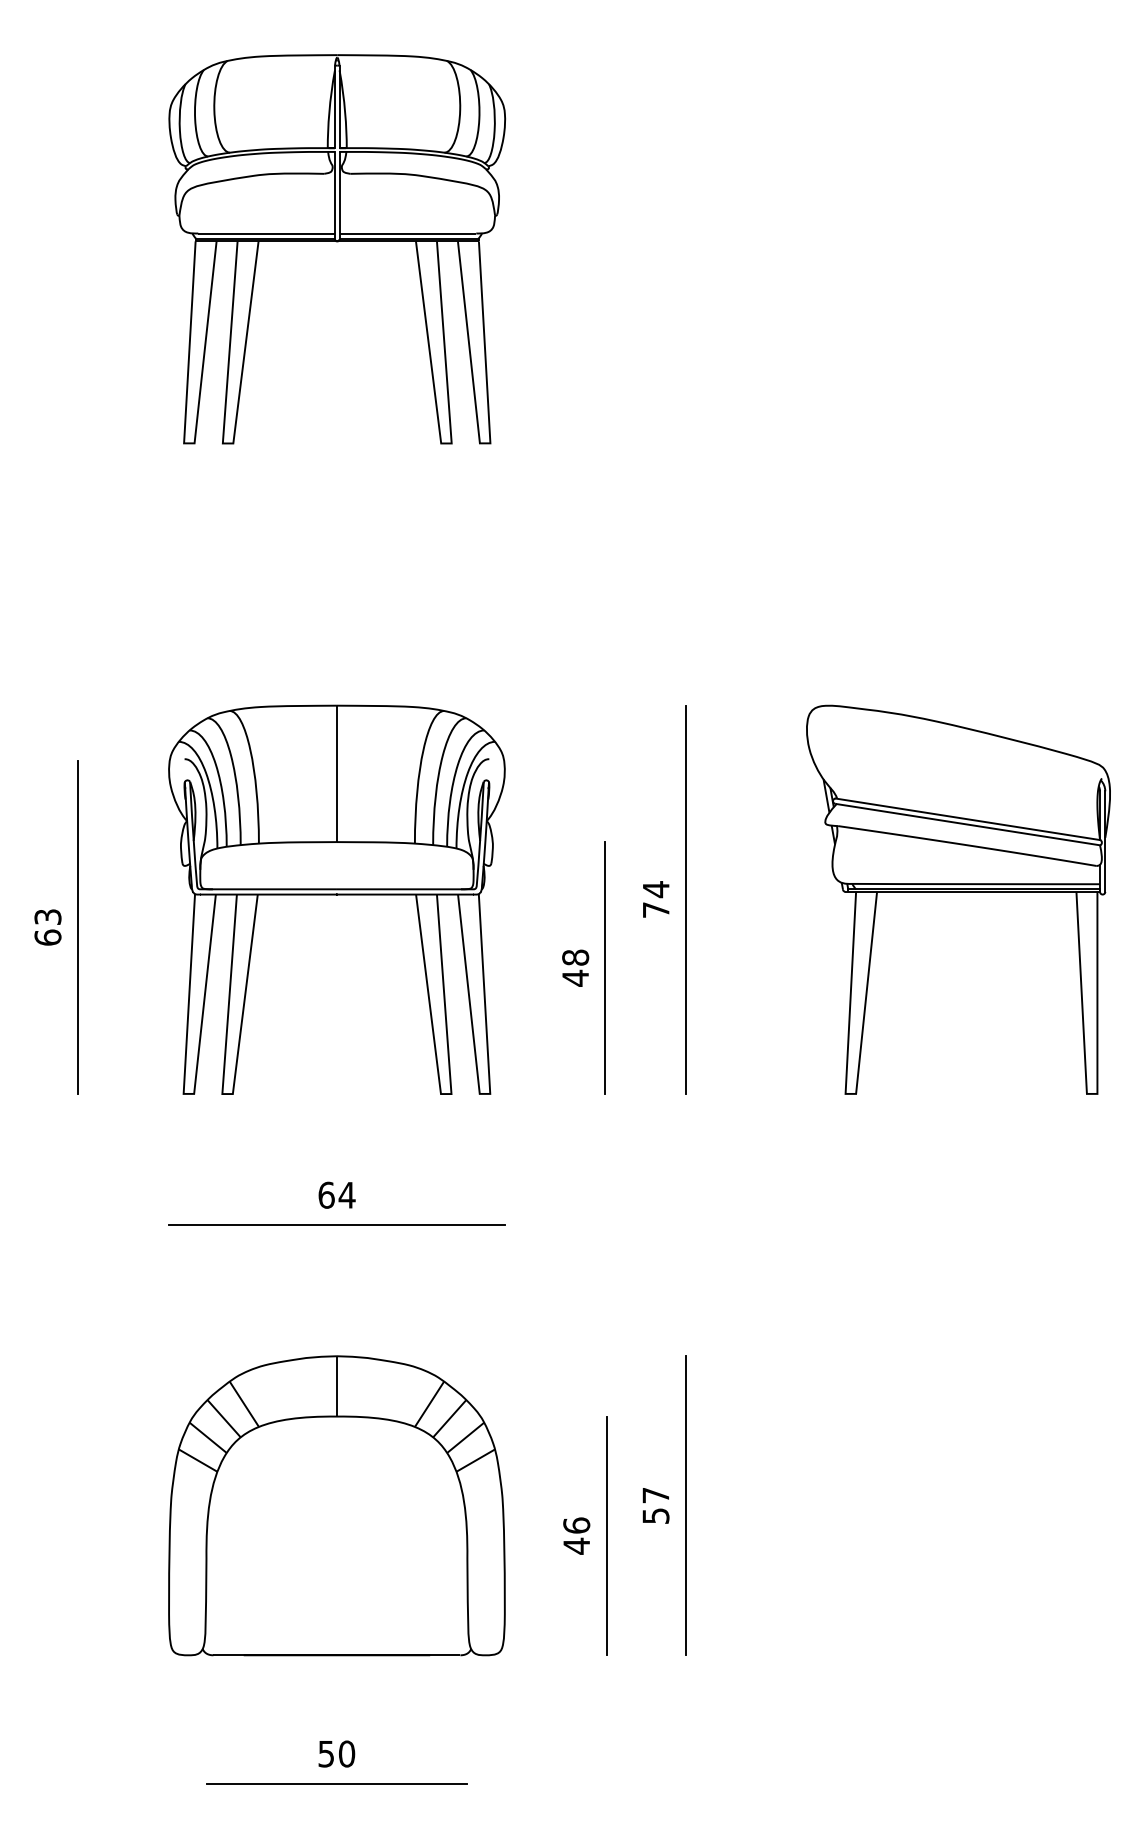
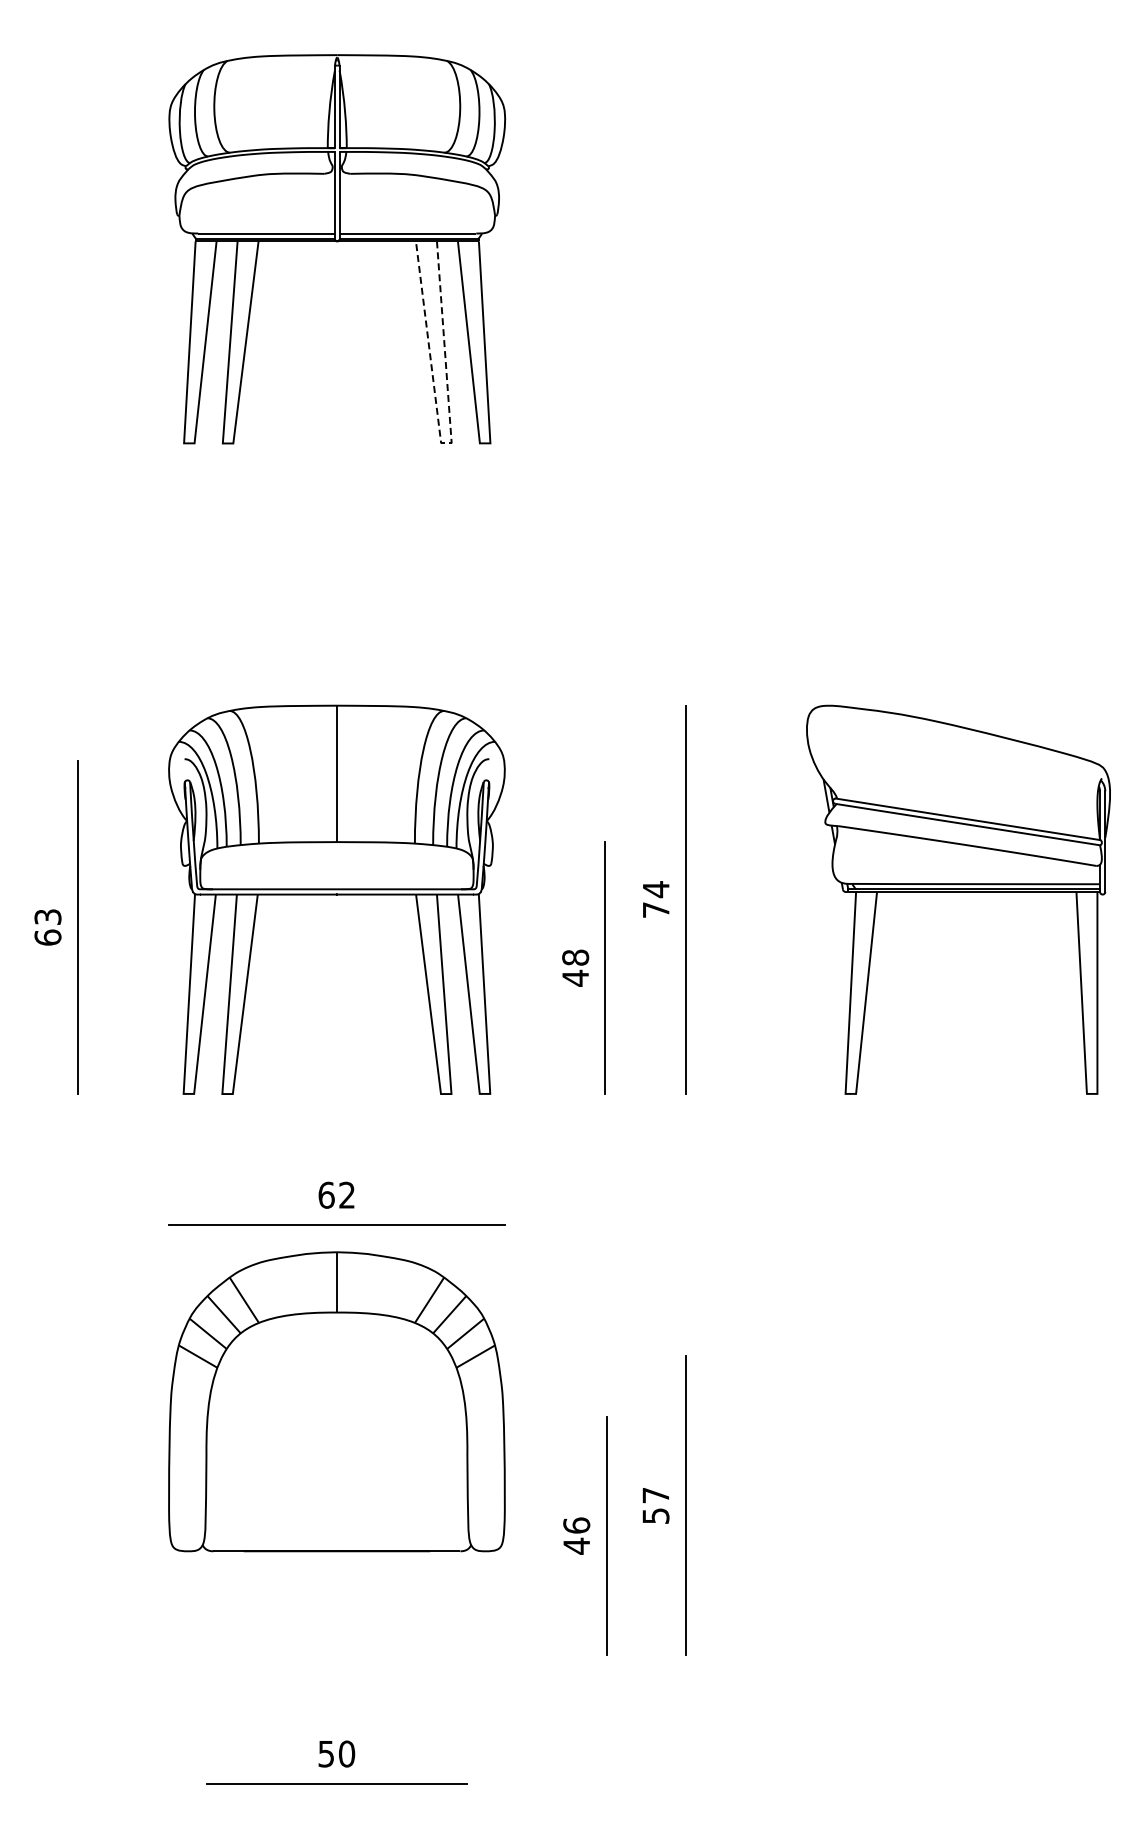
line: solid -> dashed (445, 443)
text: 64 -> 62 (346, 1194)
part position: (336, 1505) -> (336, 1401) (336, 1401)
